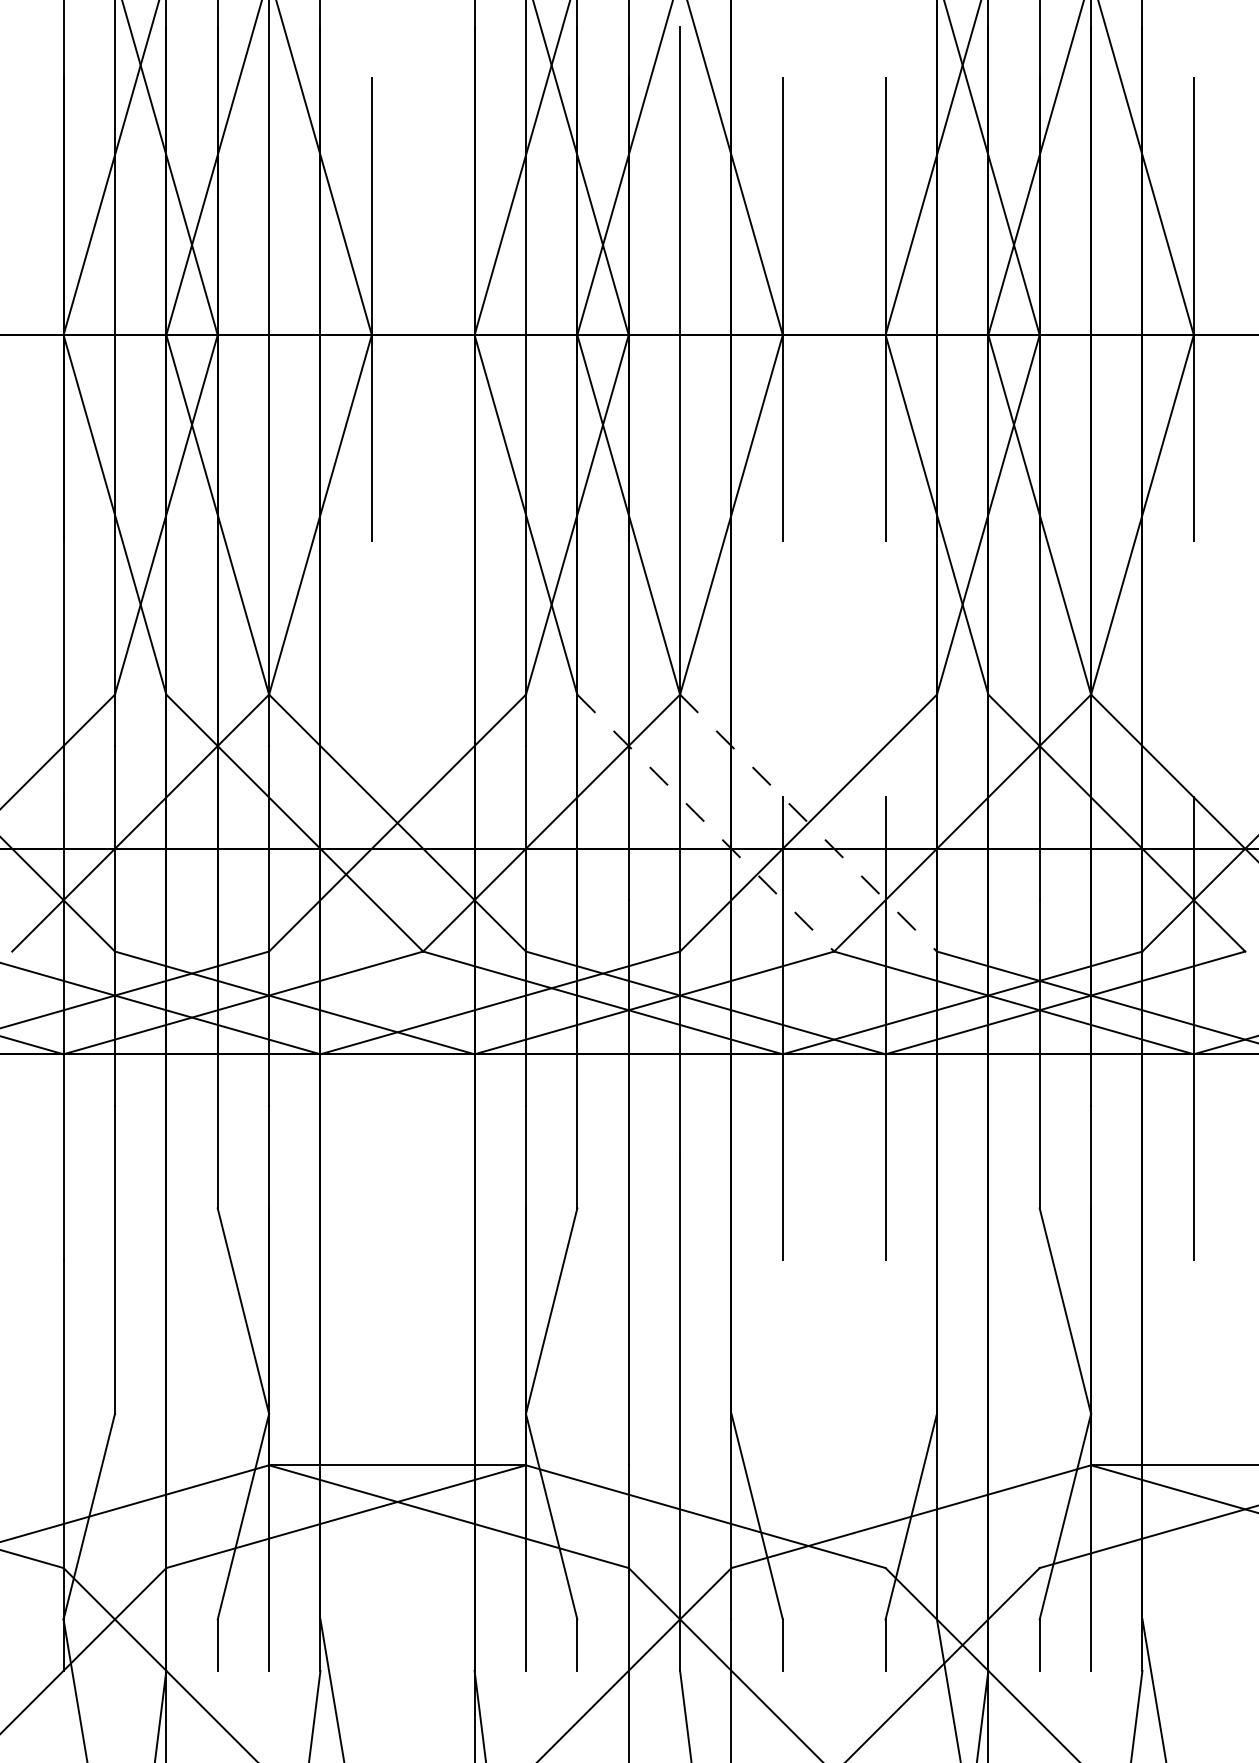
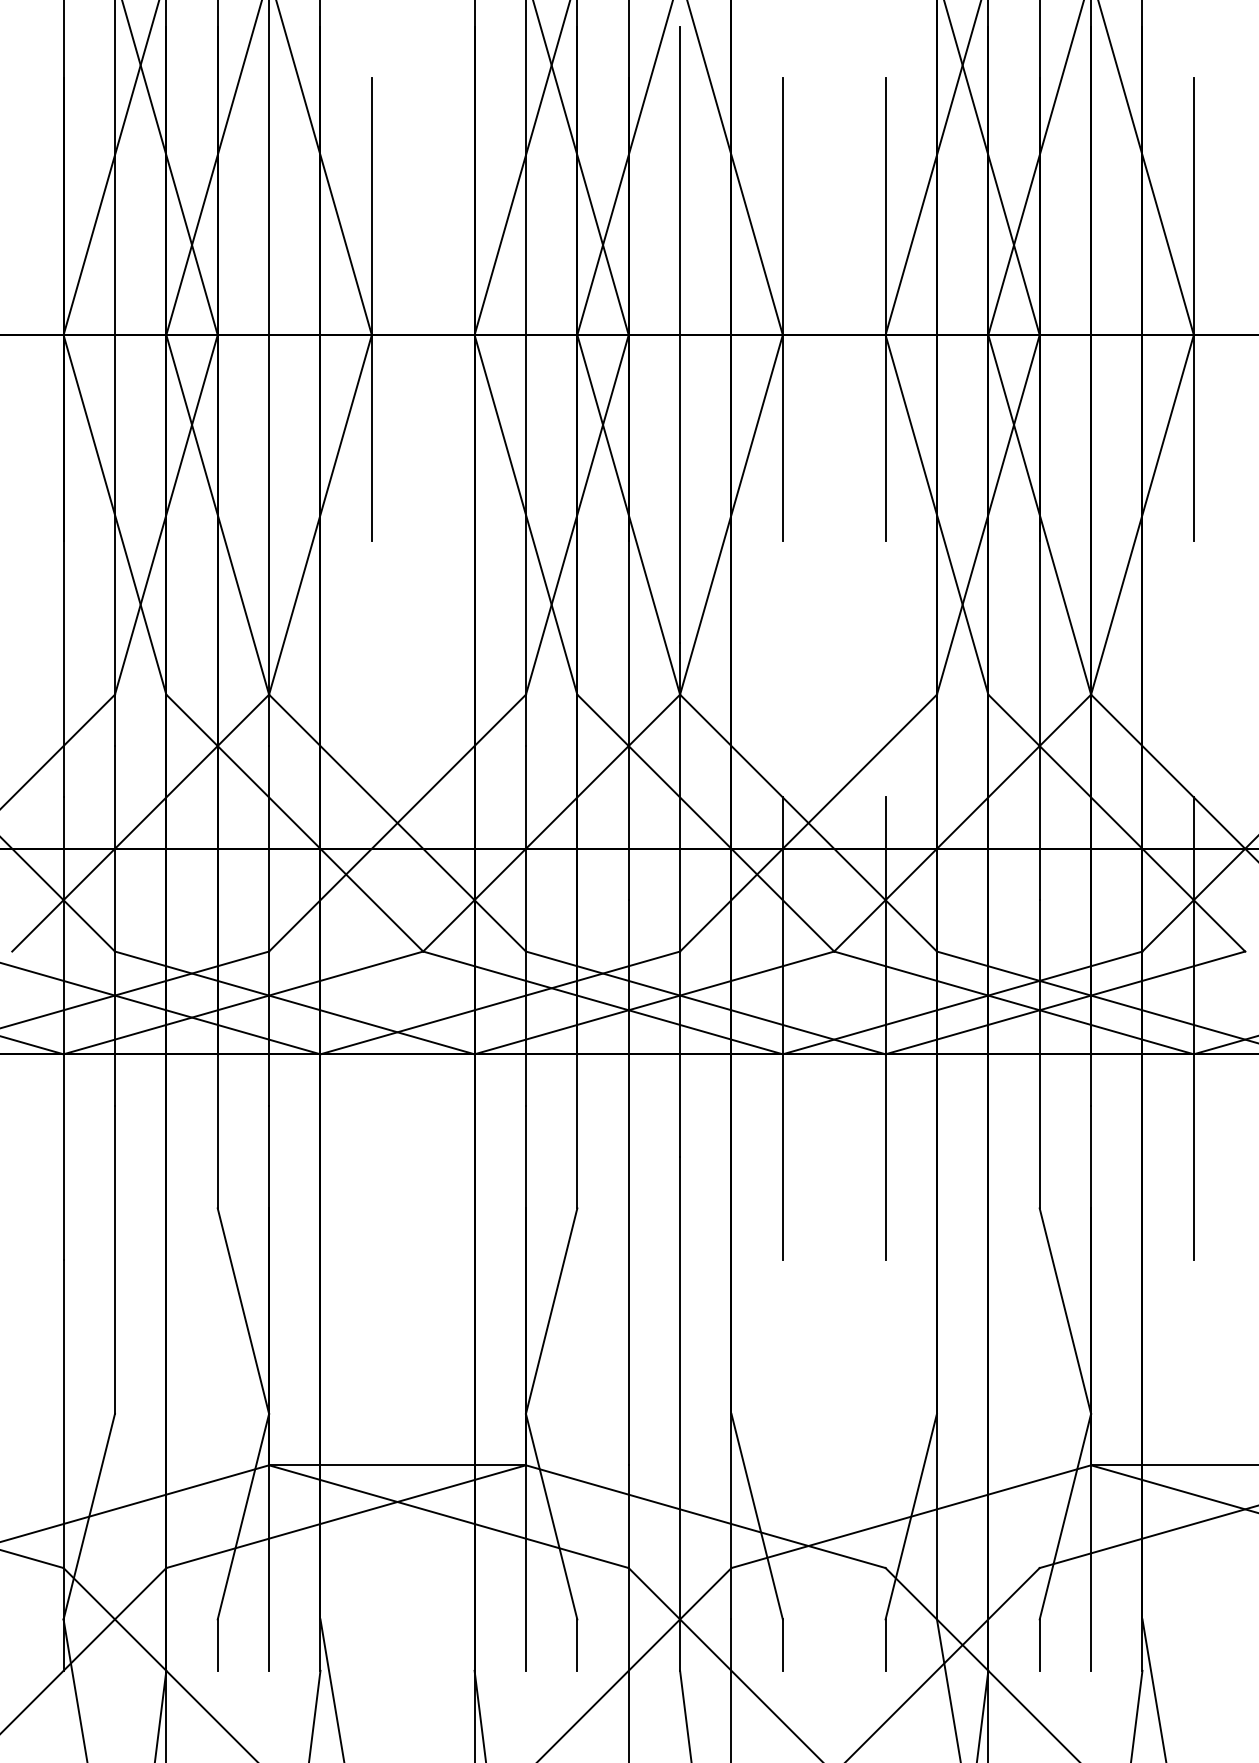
line: dashed -> solid (705, 823)
line: dashed -> solid (808, 823)
